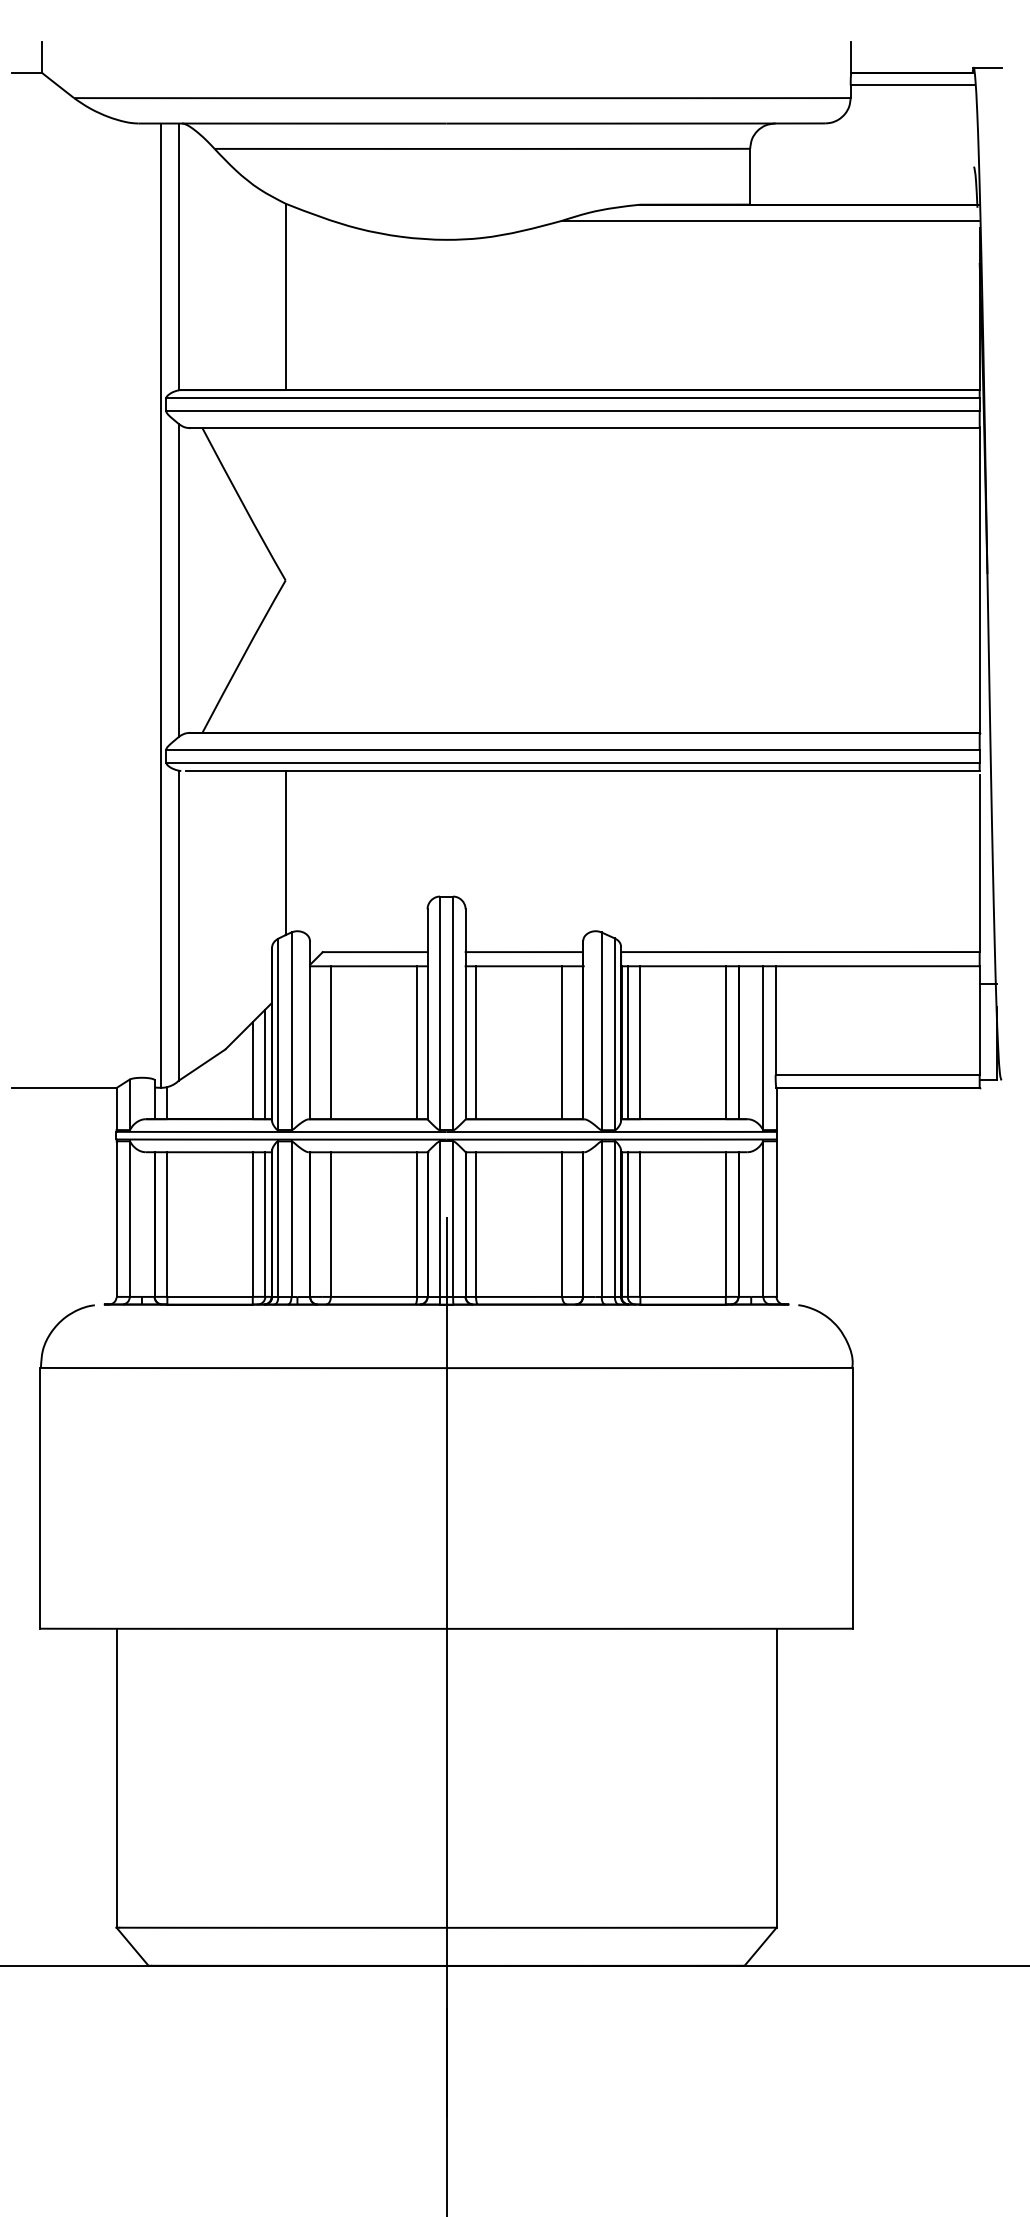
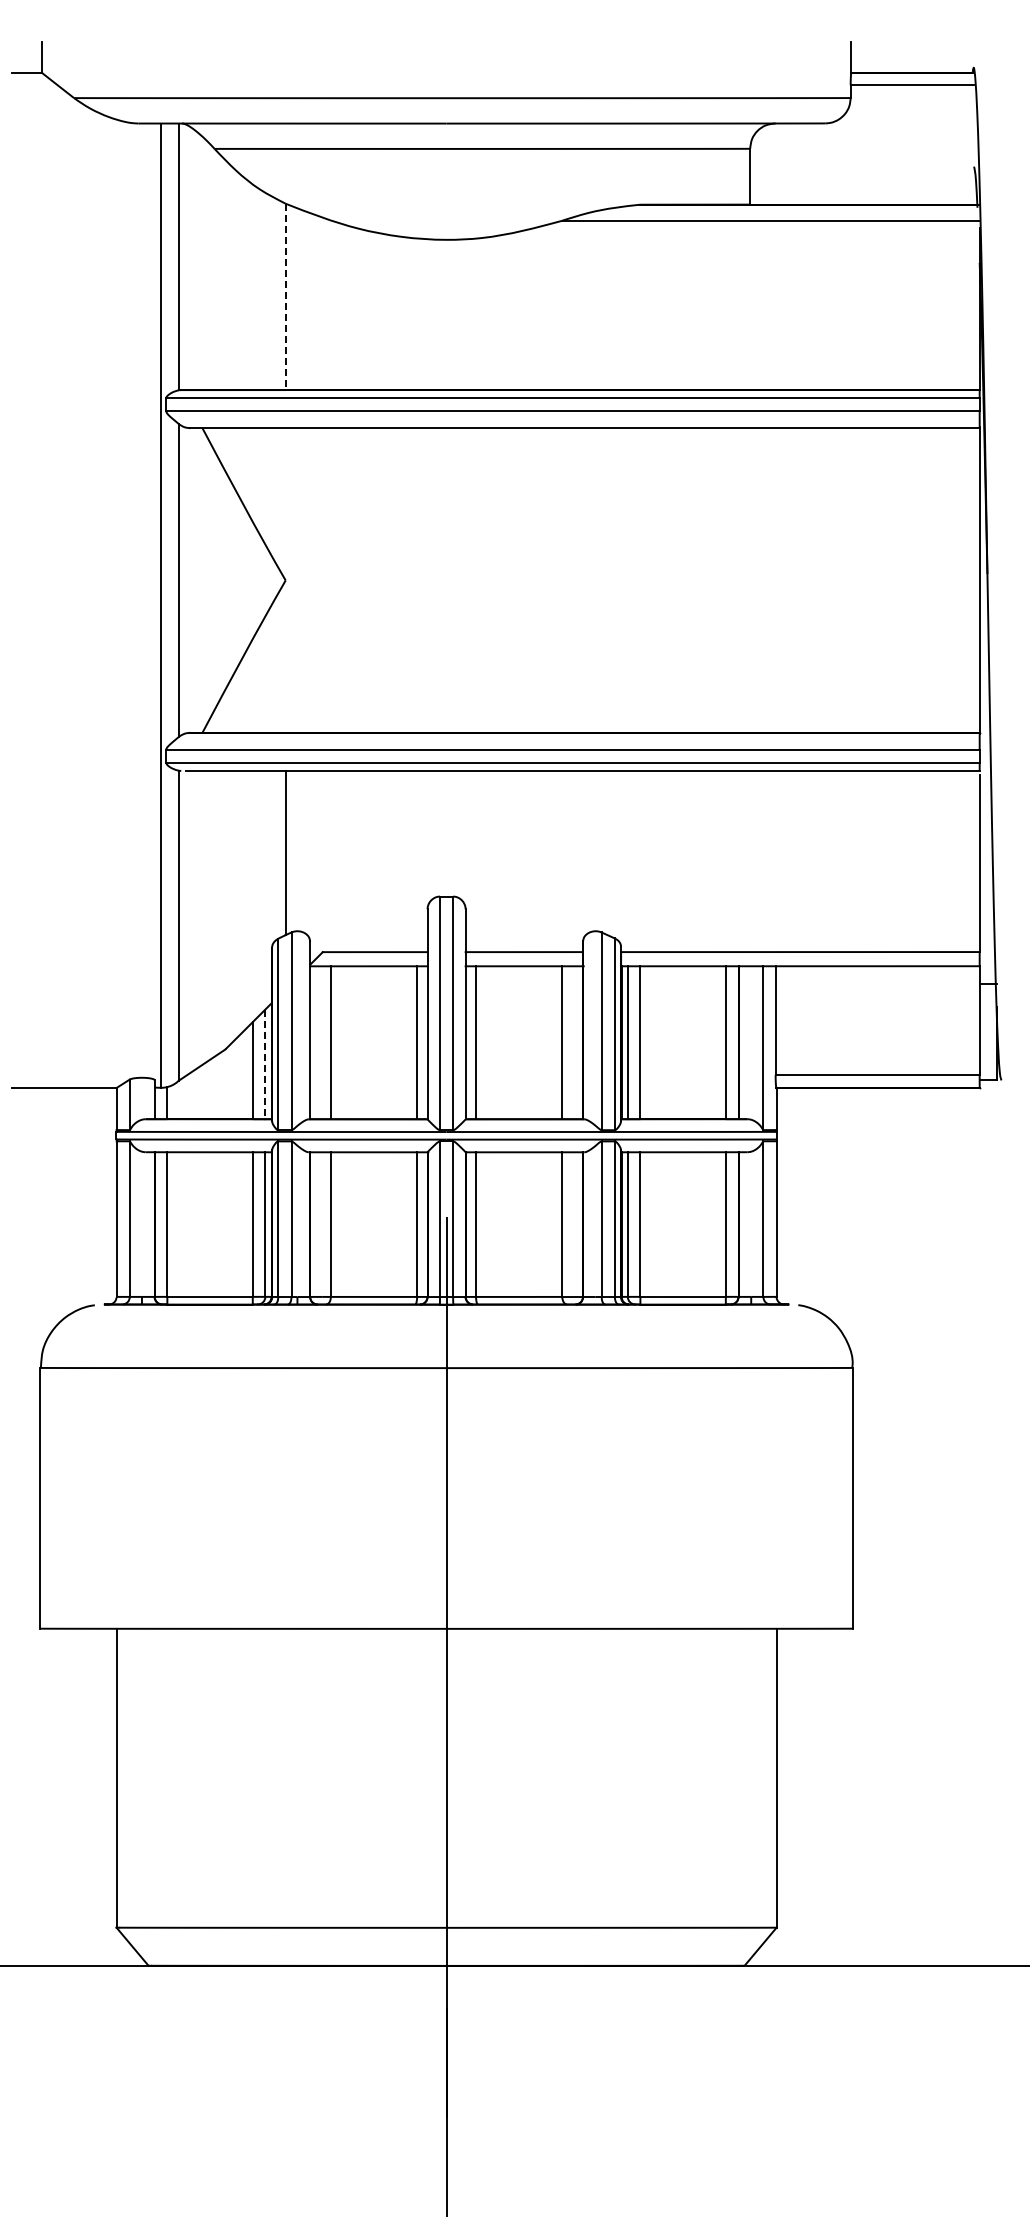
line: present -> none (987, 67)
line: solid -> dashed (285, 297)
line: solid -> dashed (265, 1064)
